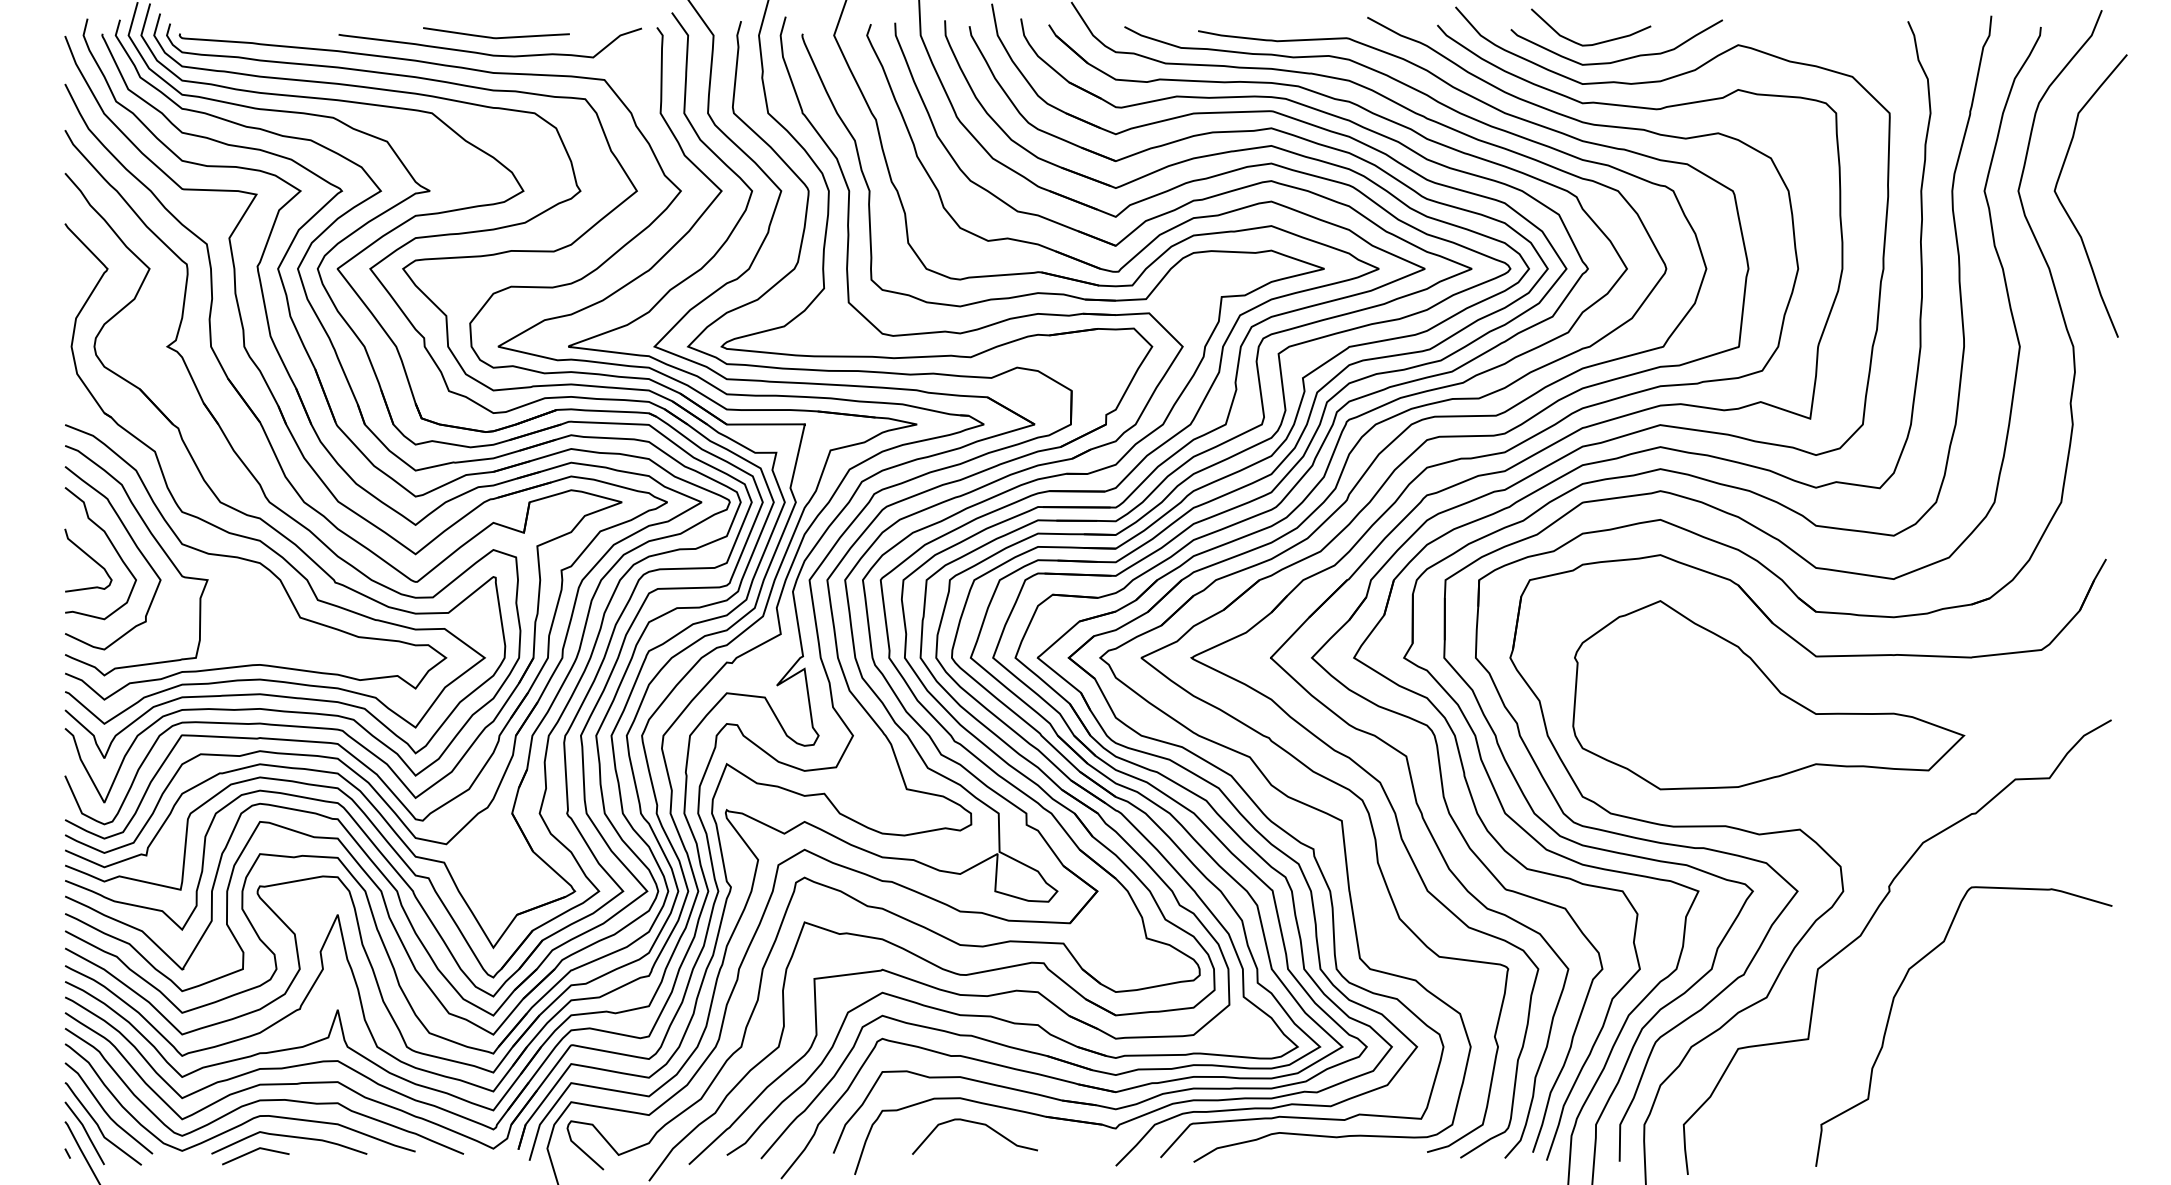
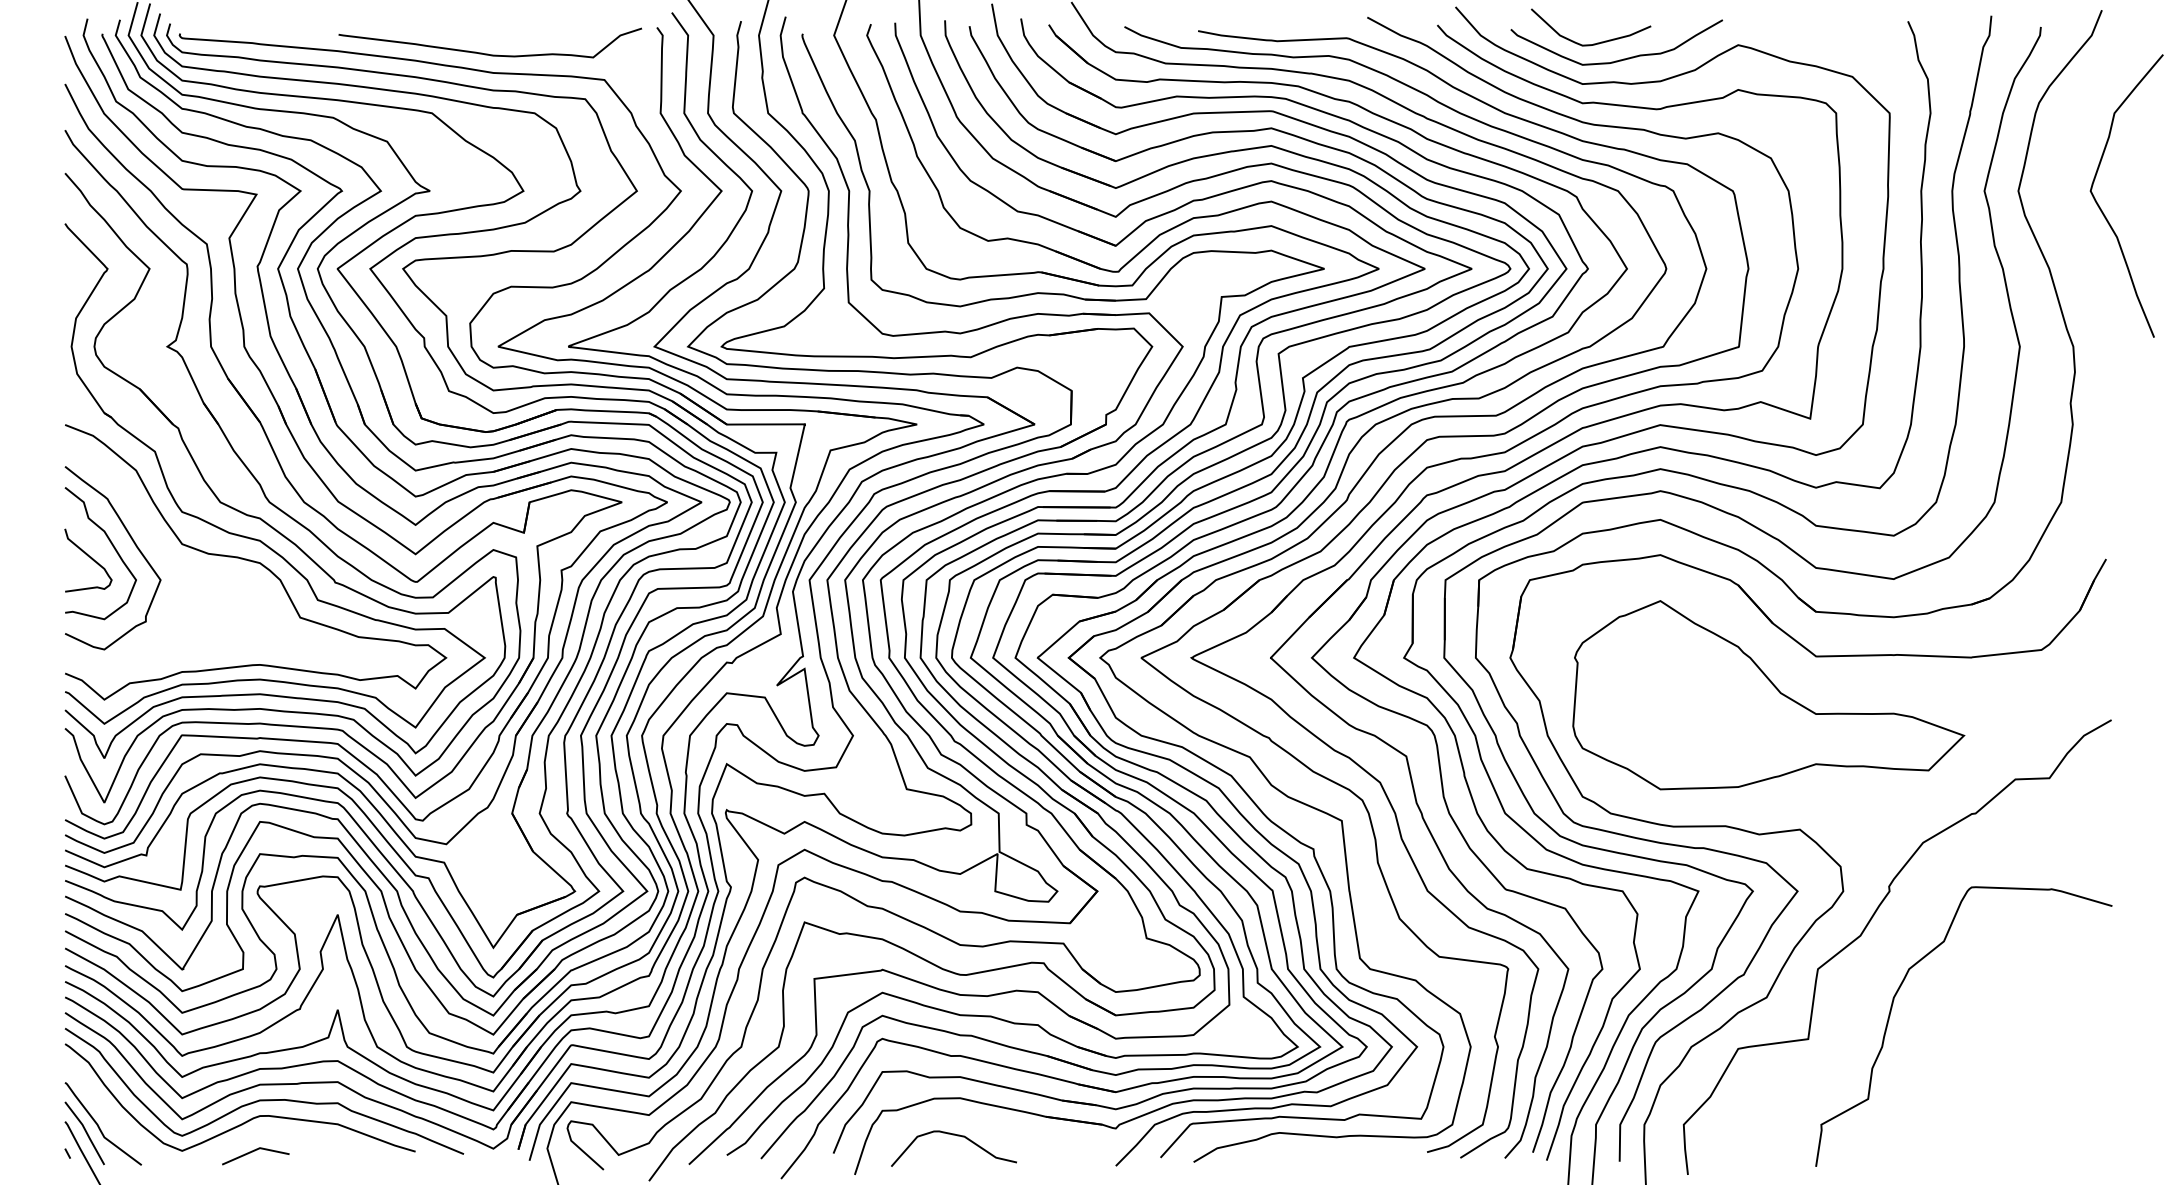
curve: present -> none (496, 37)
curve position: (2065, 208) -> (2101, 208) (2101, 208)
curve: present -> none (158, 545)
curve: present -> none (105, 1110)
curve position: (978, 1124) -> (957, 1136) (957, 1136)
curve: present -> none (289, 1137)
